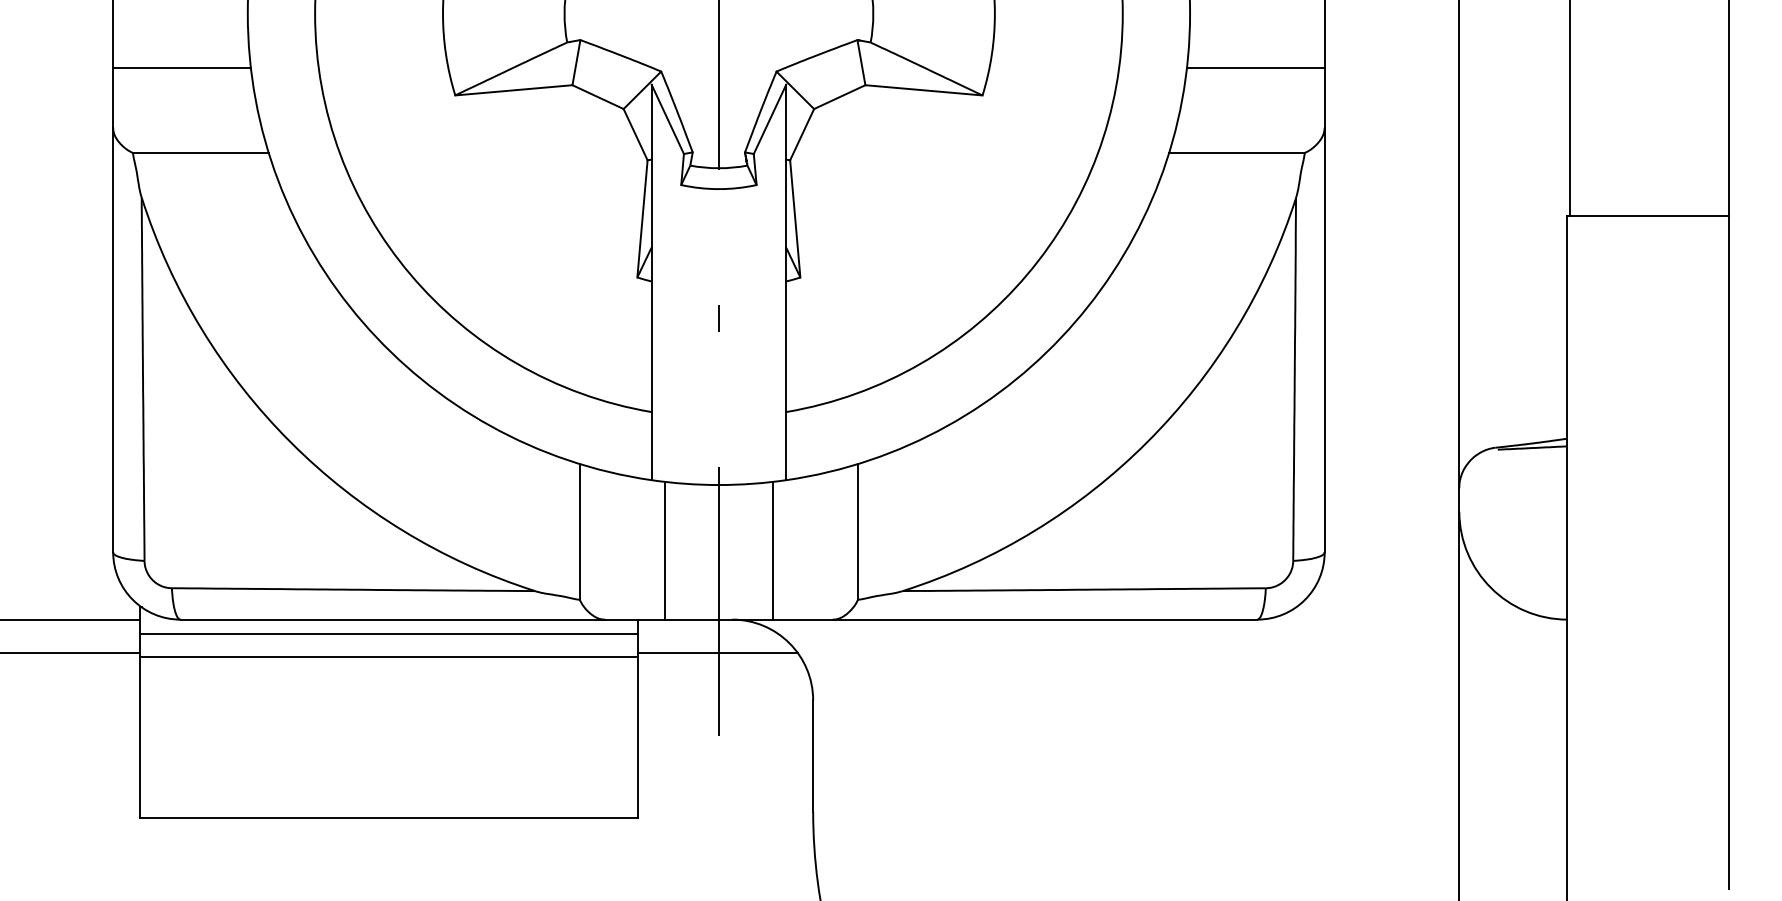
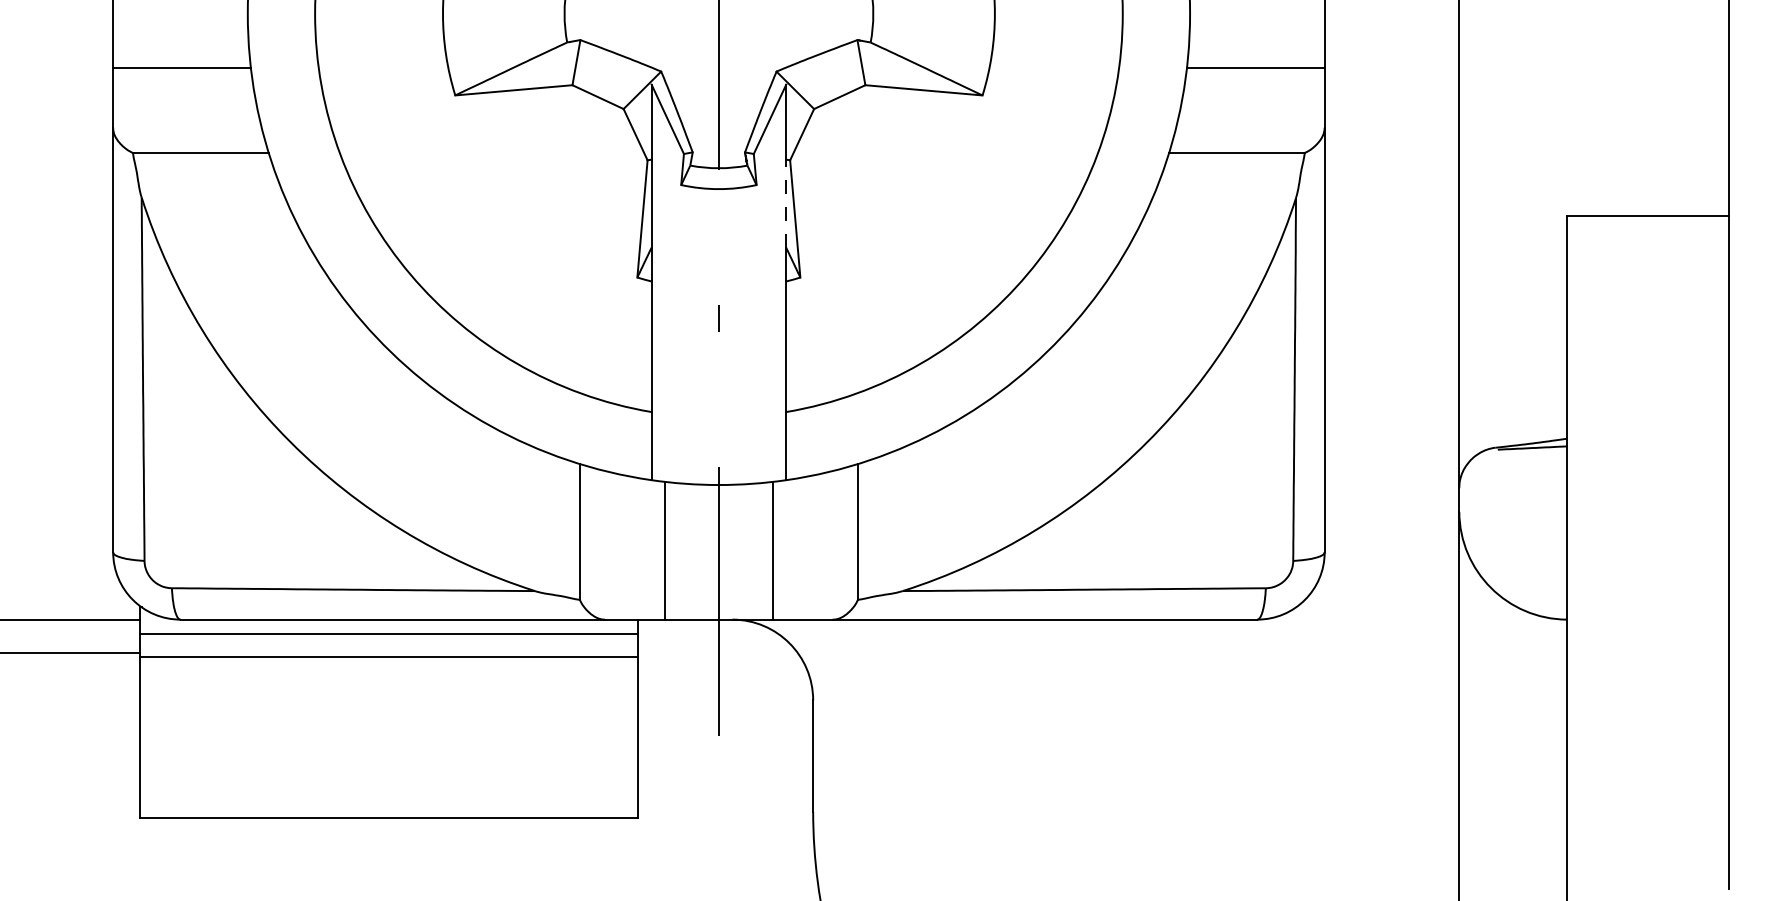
line: present -> none (1569, 108)
line: solid -> dashed (786, 203)
line: present -> none (717, 653)
